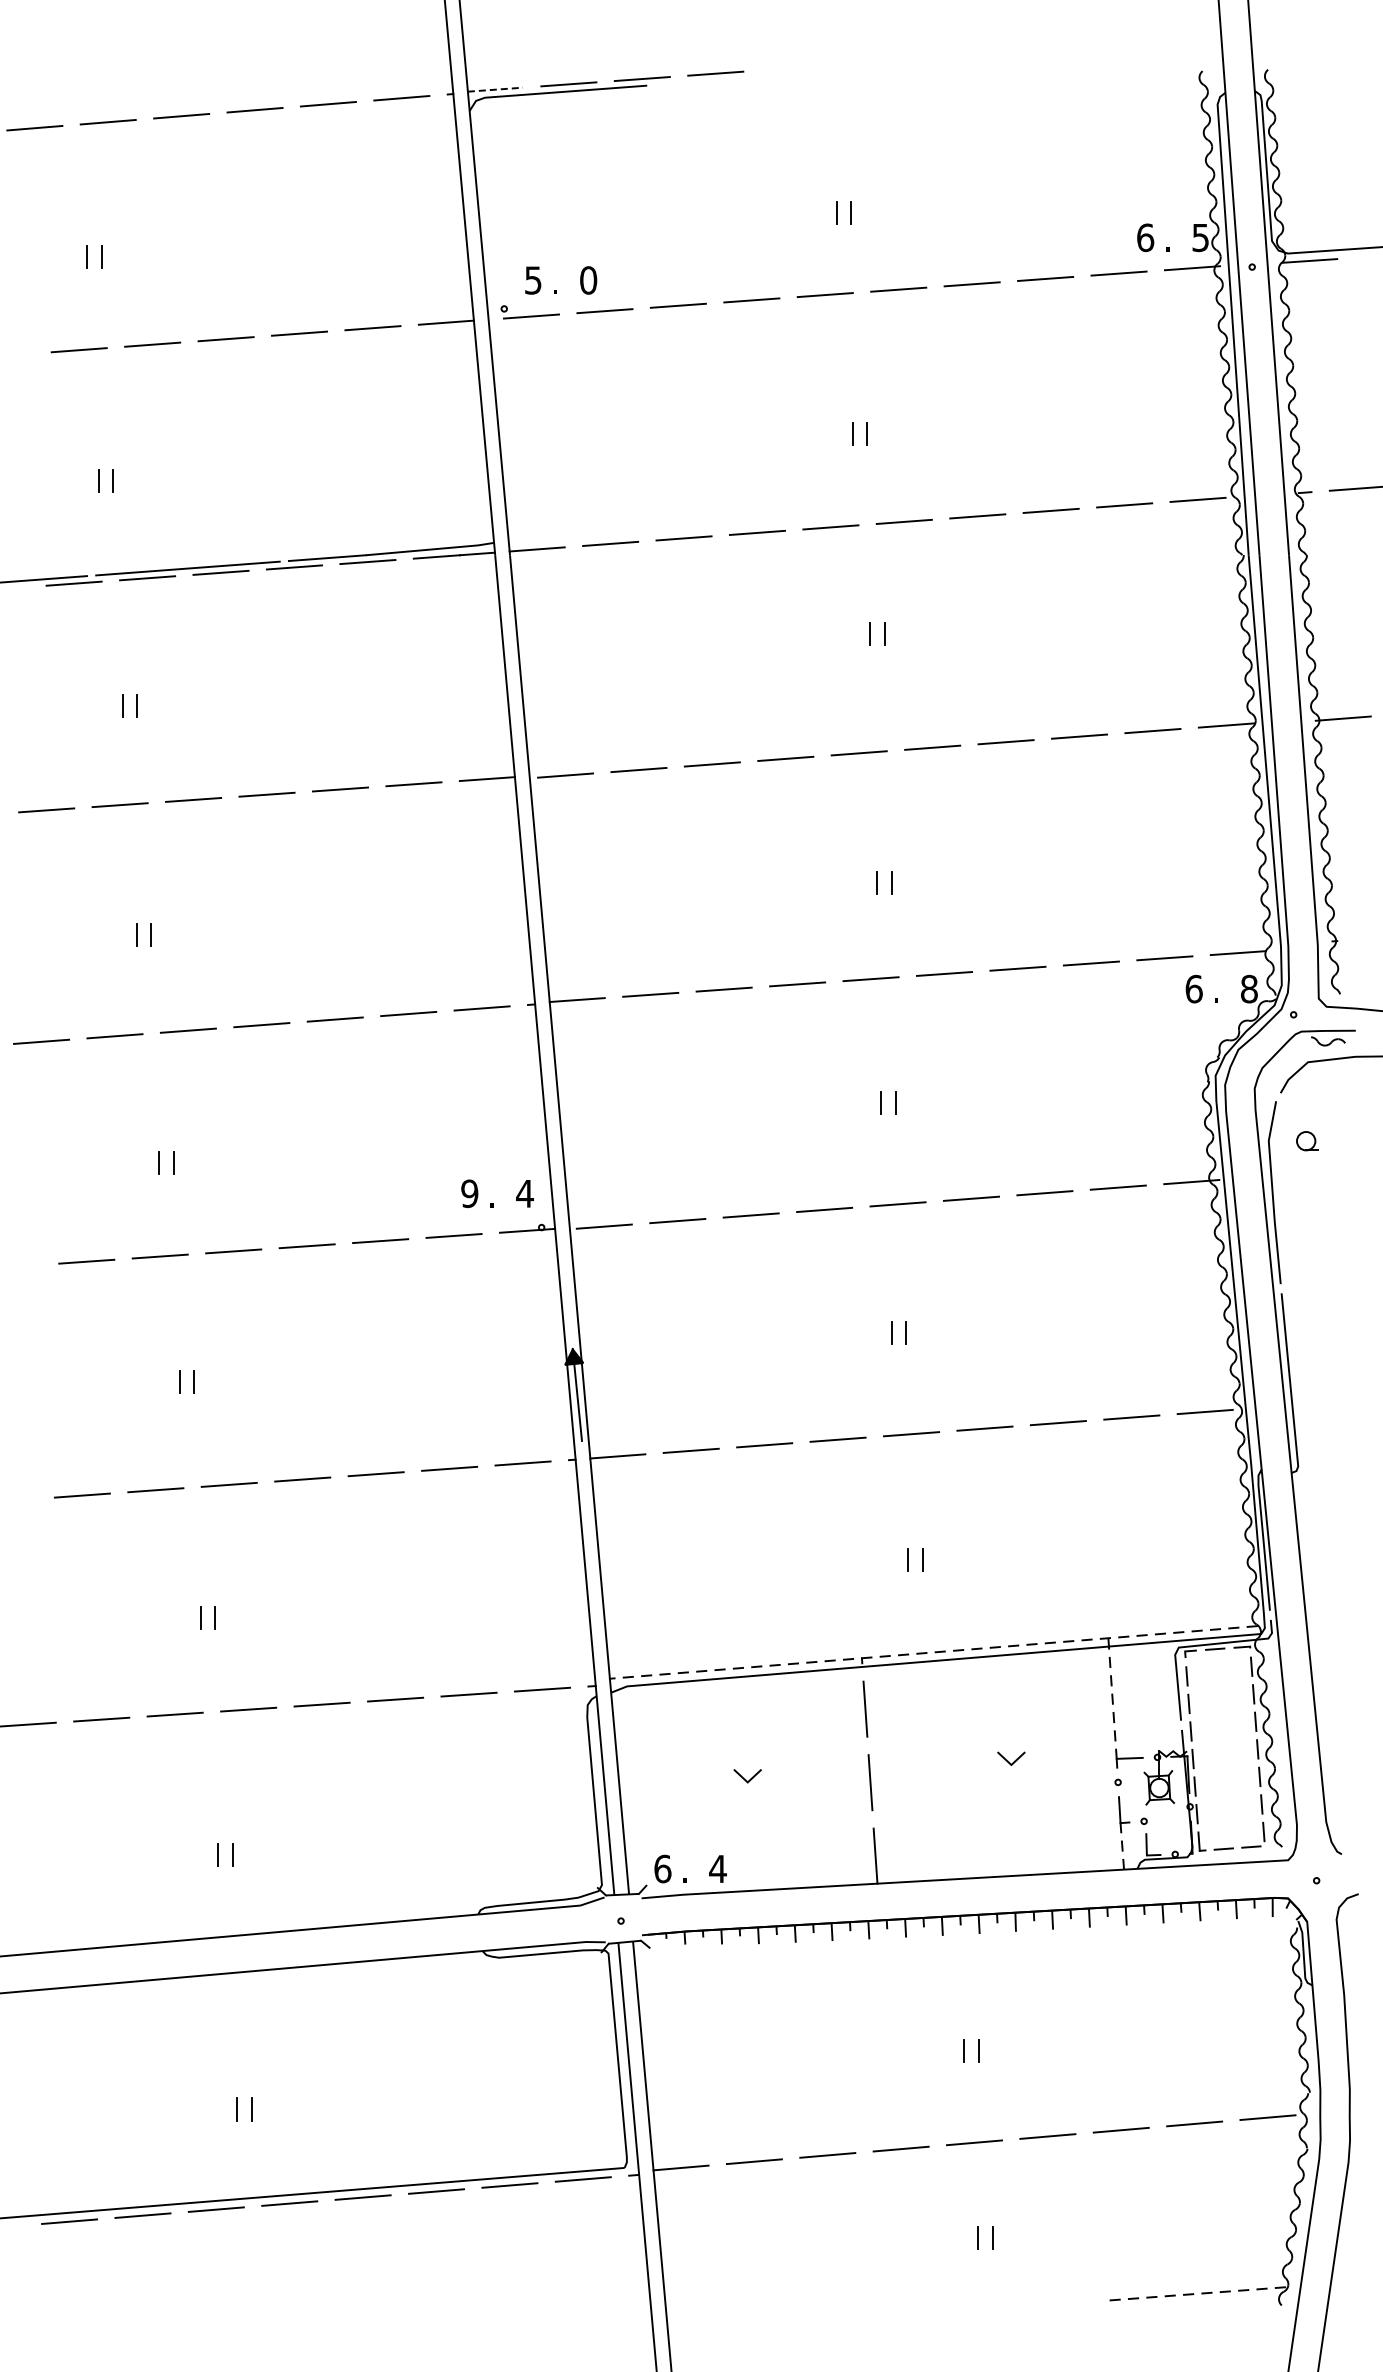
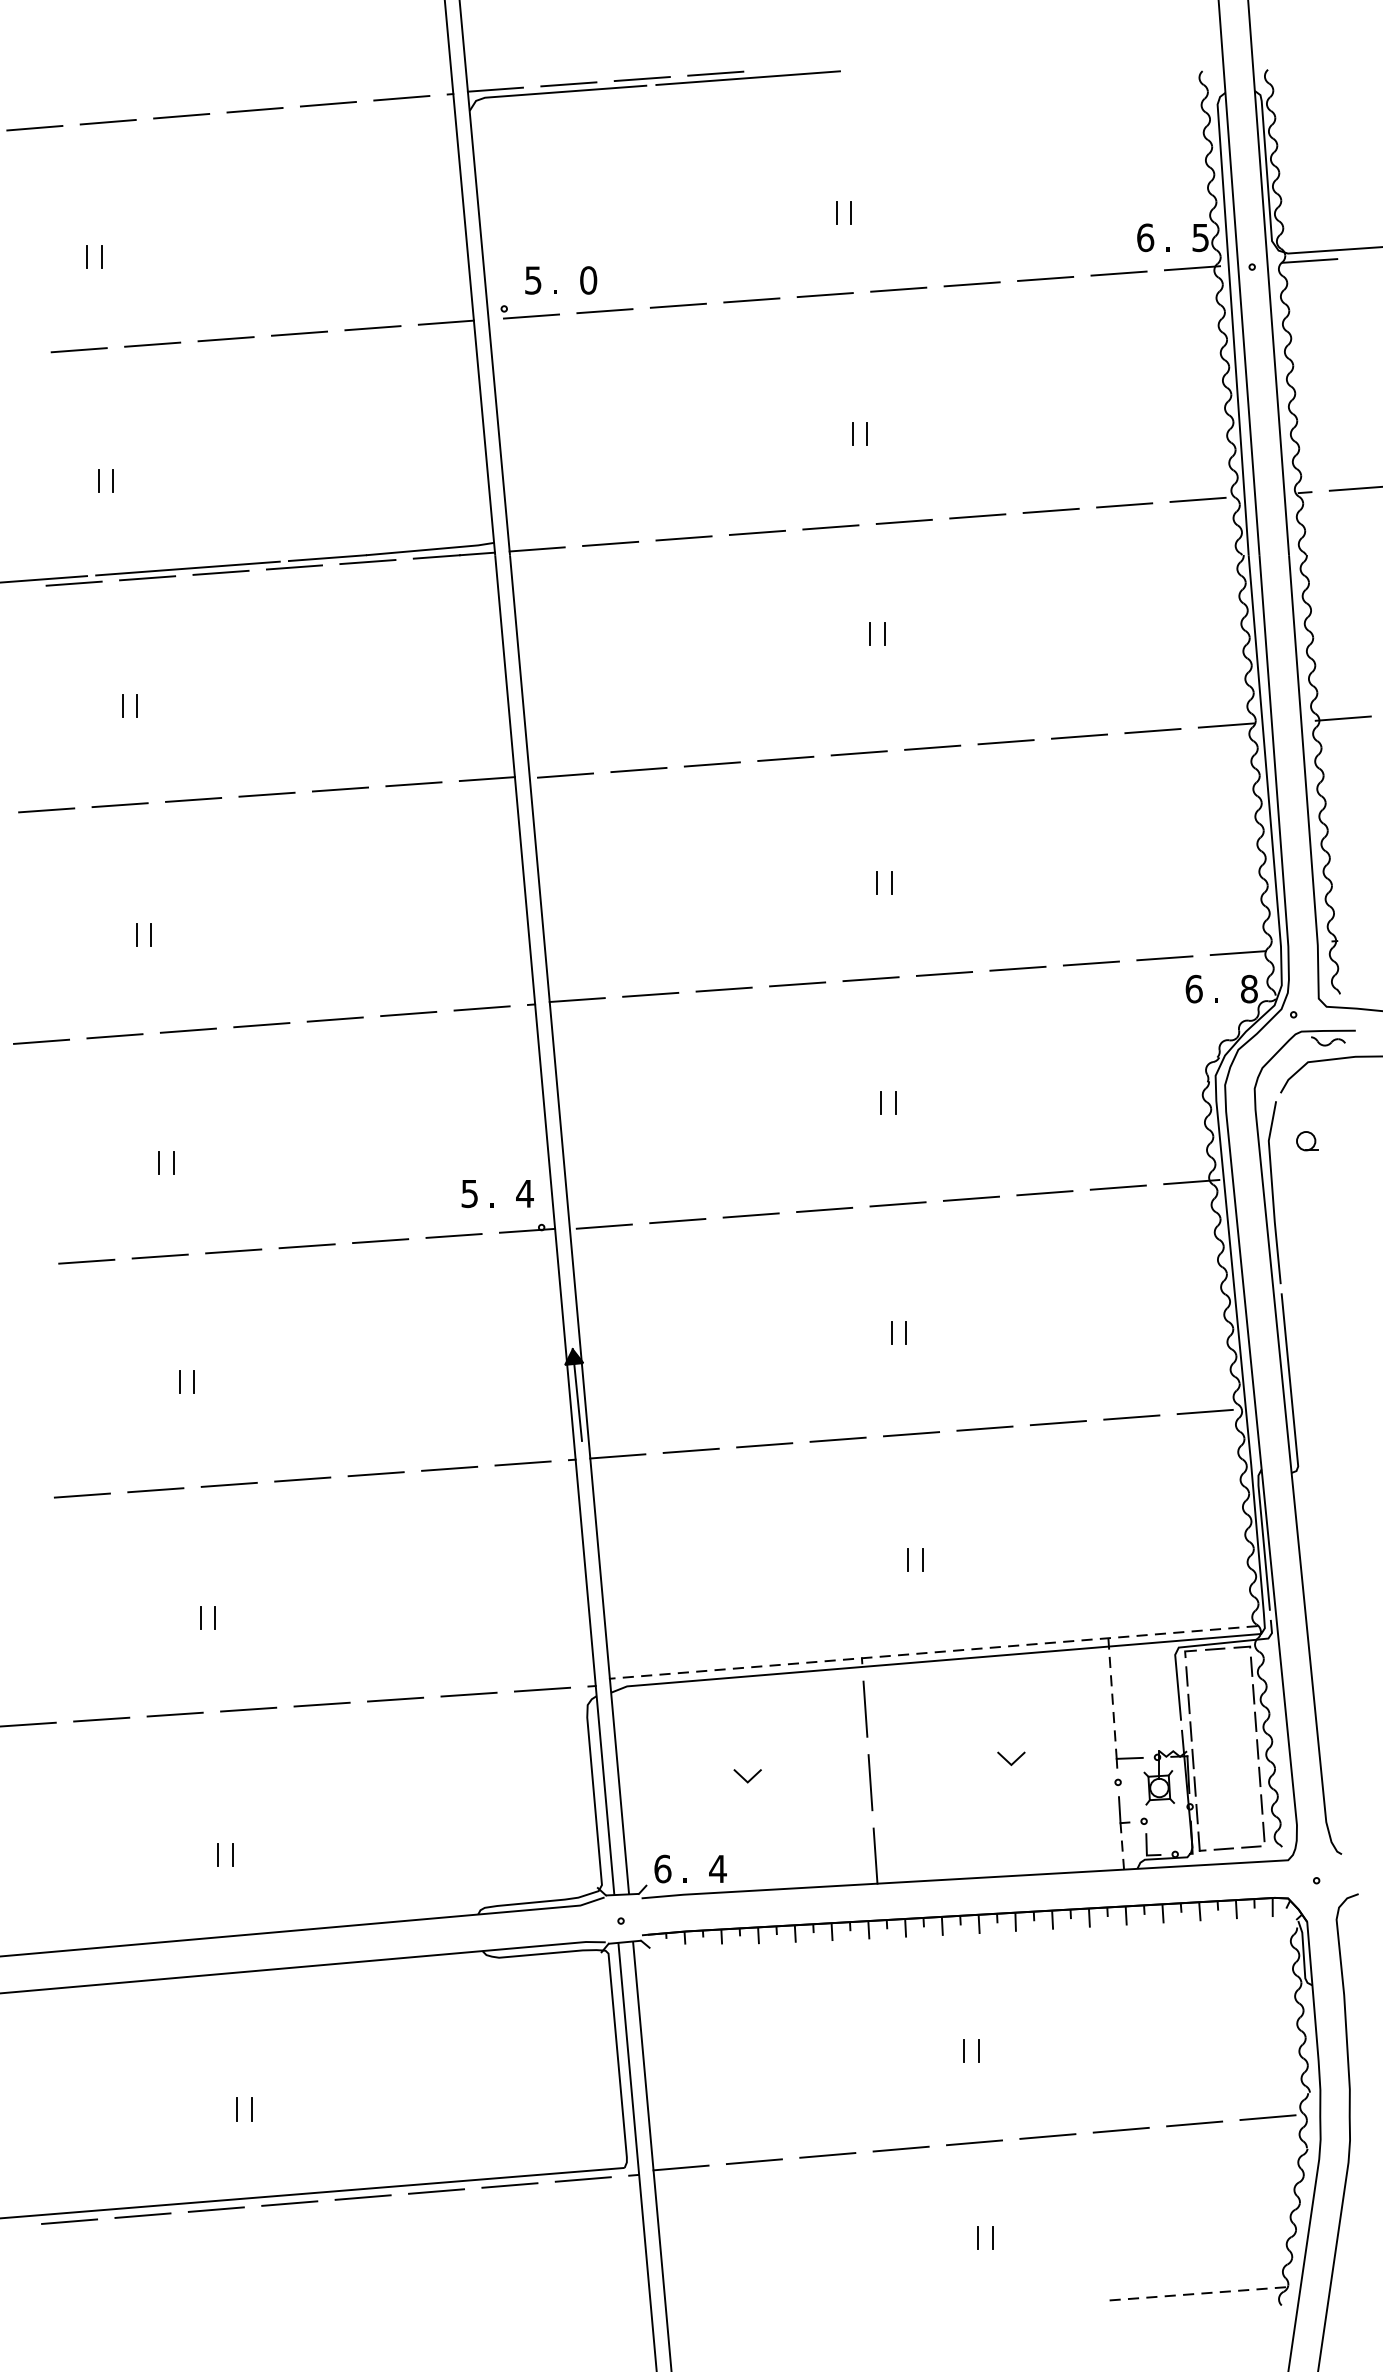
line: none -> present (747, 77)
line: dashed -> solid (495, 89)
text: 9 -> 5 (469, 1193)
